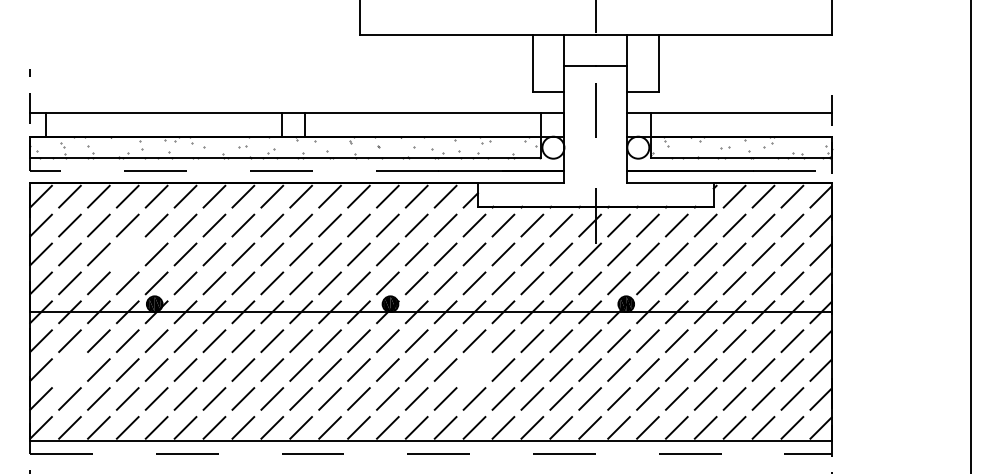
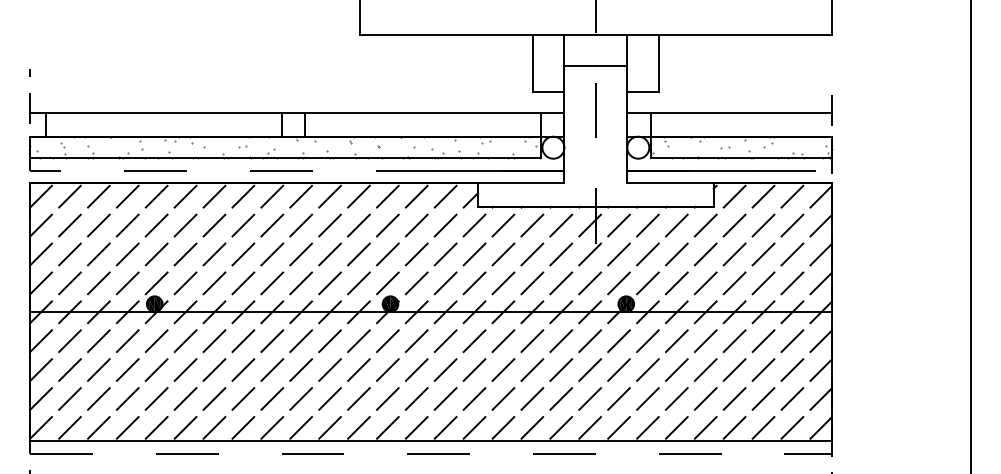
line: none -> present (127, 254)
line: none -> present (69, 369)
line: none -> present (474, 369)
